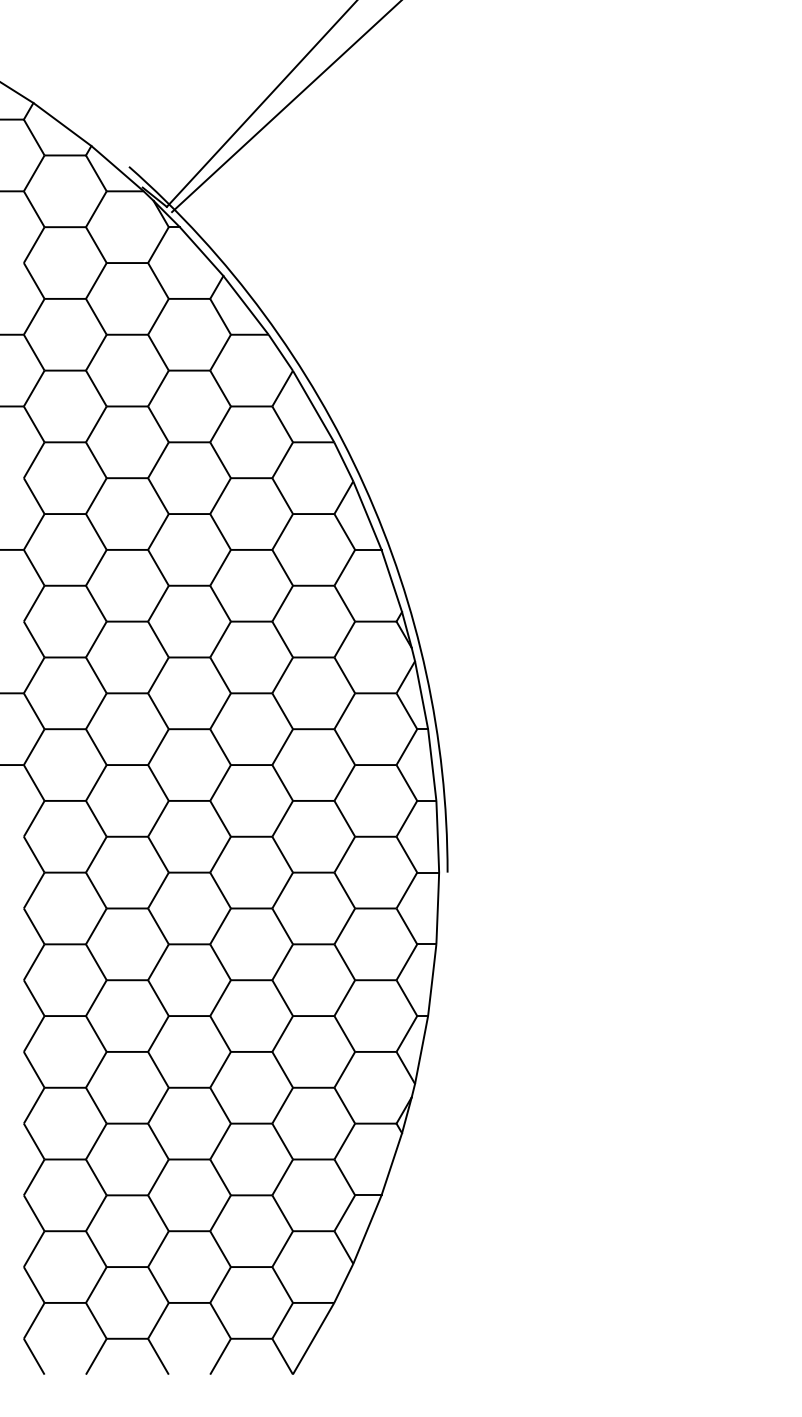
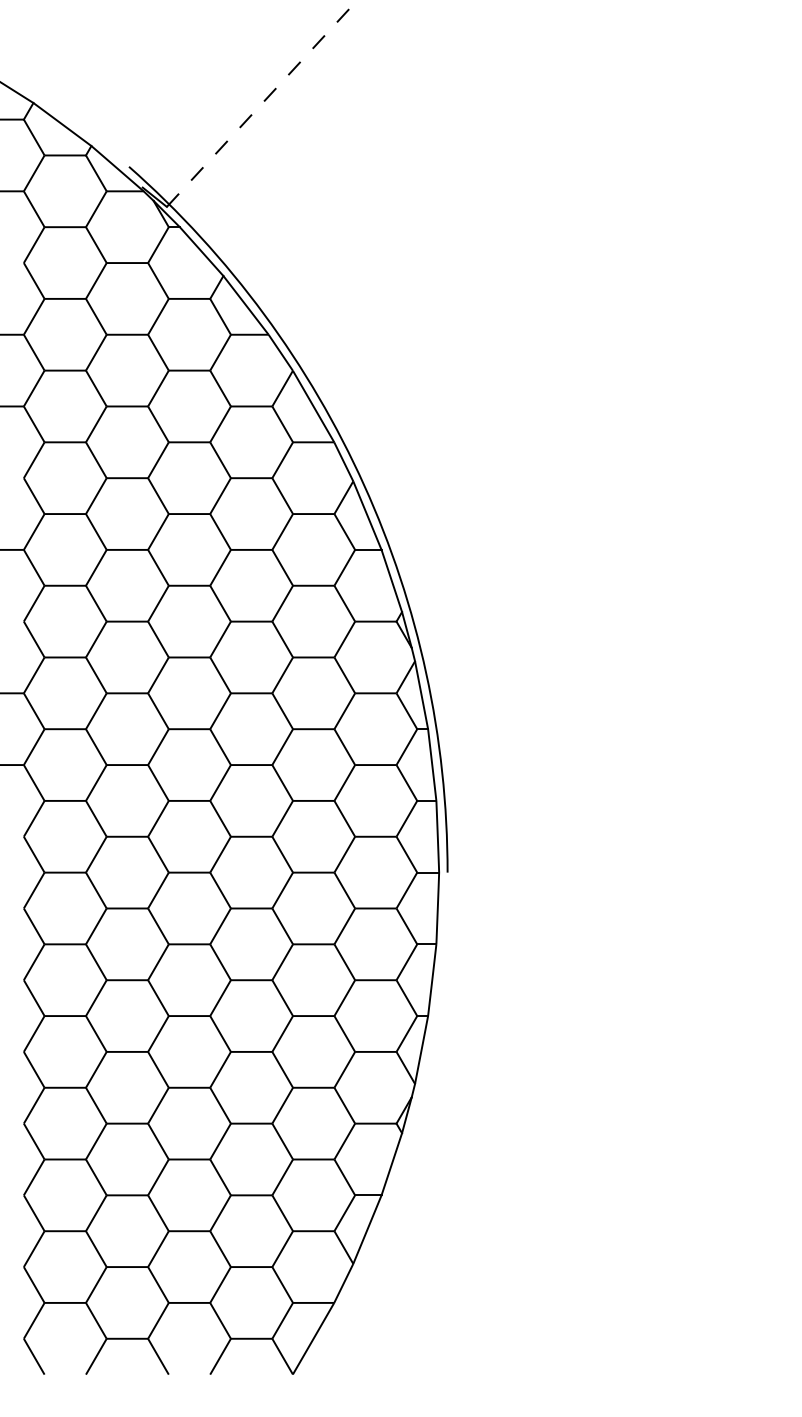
line: solid -> dashed (262, 103)
line: present -> none (285, 107)
